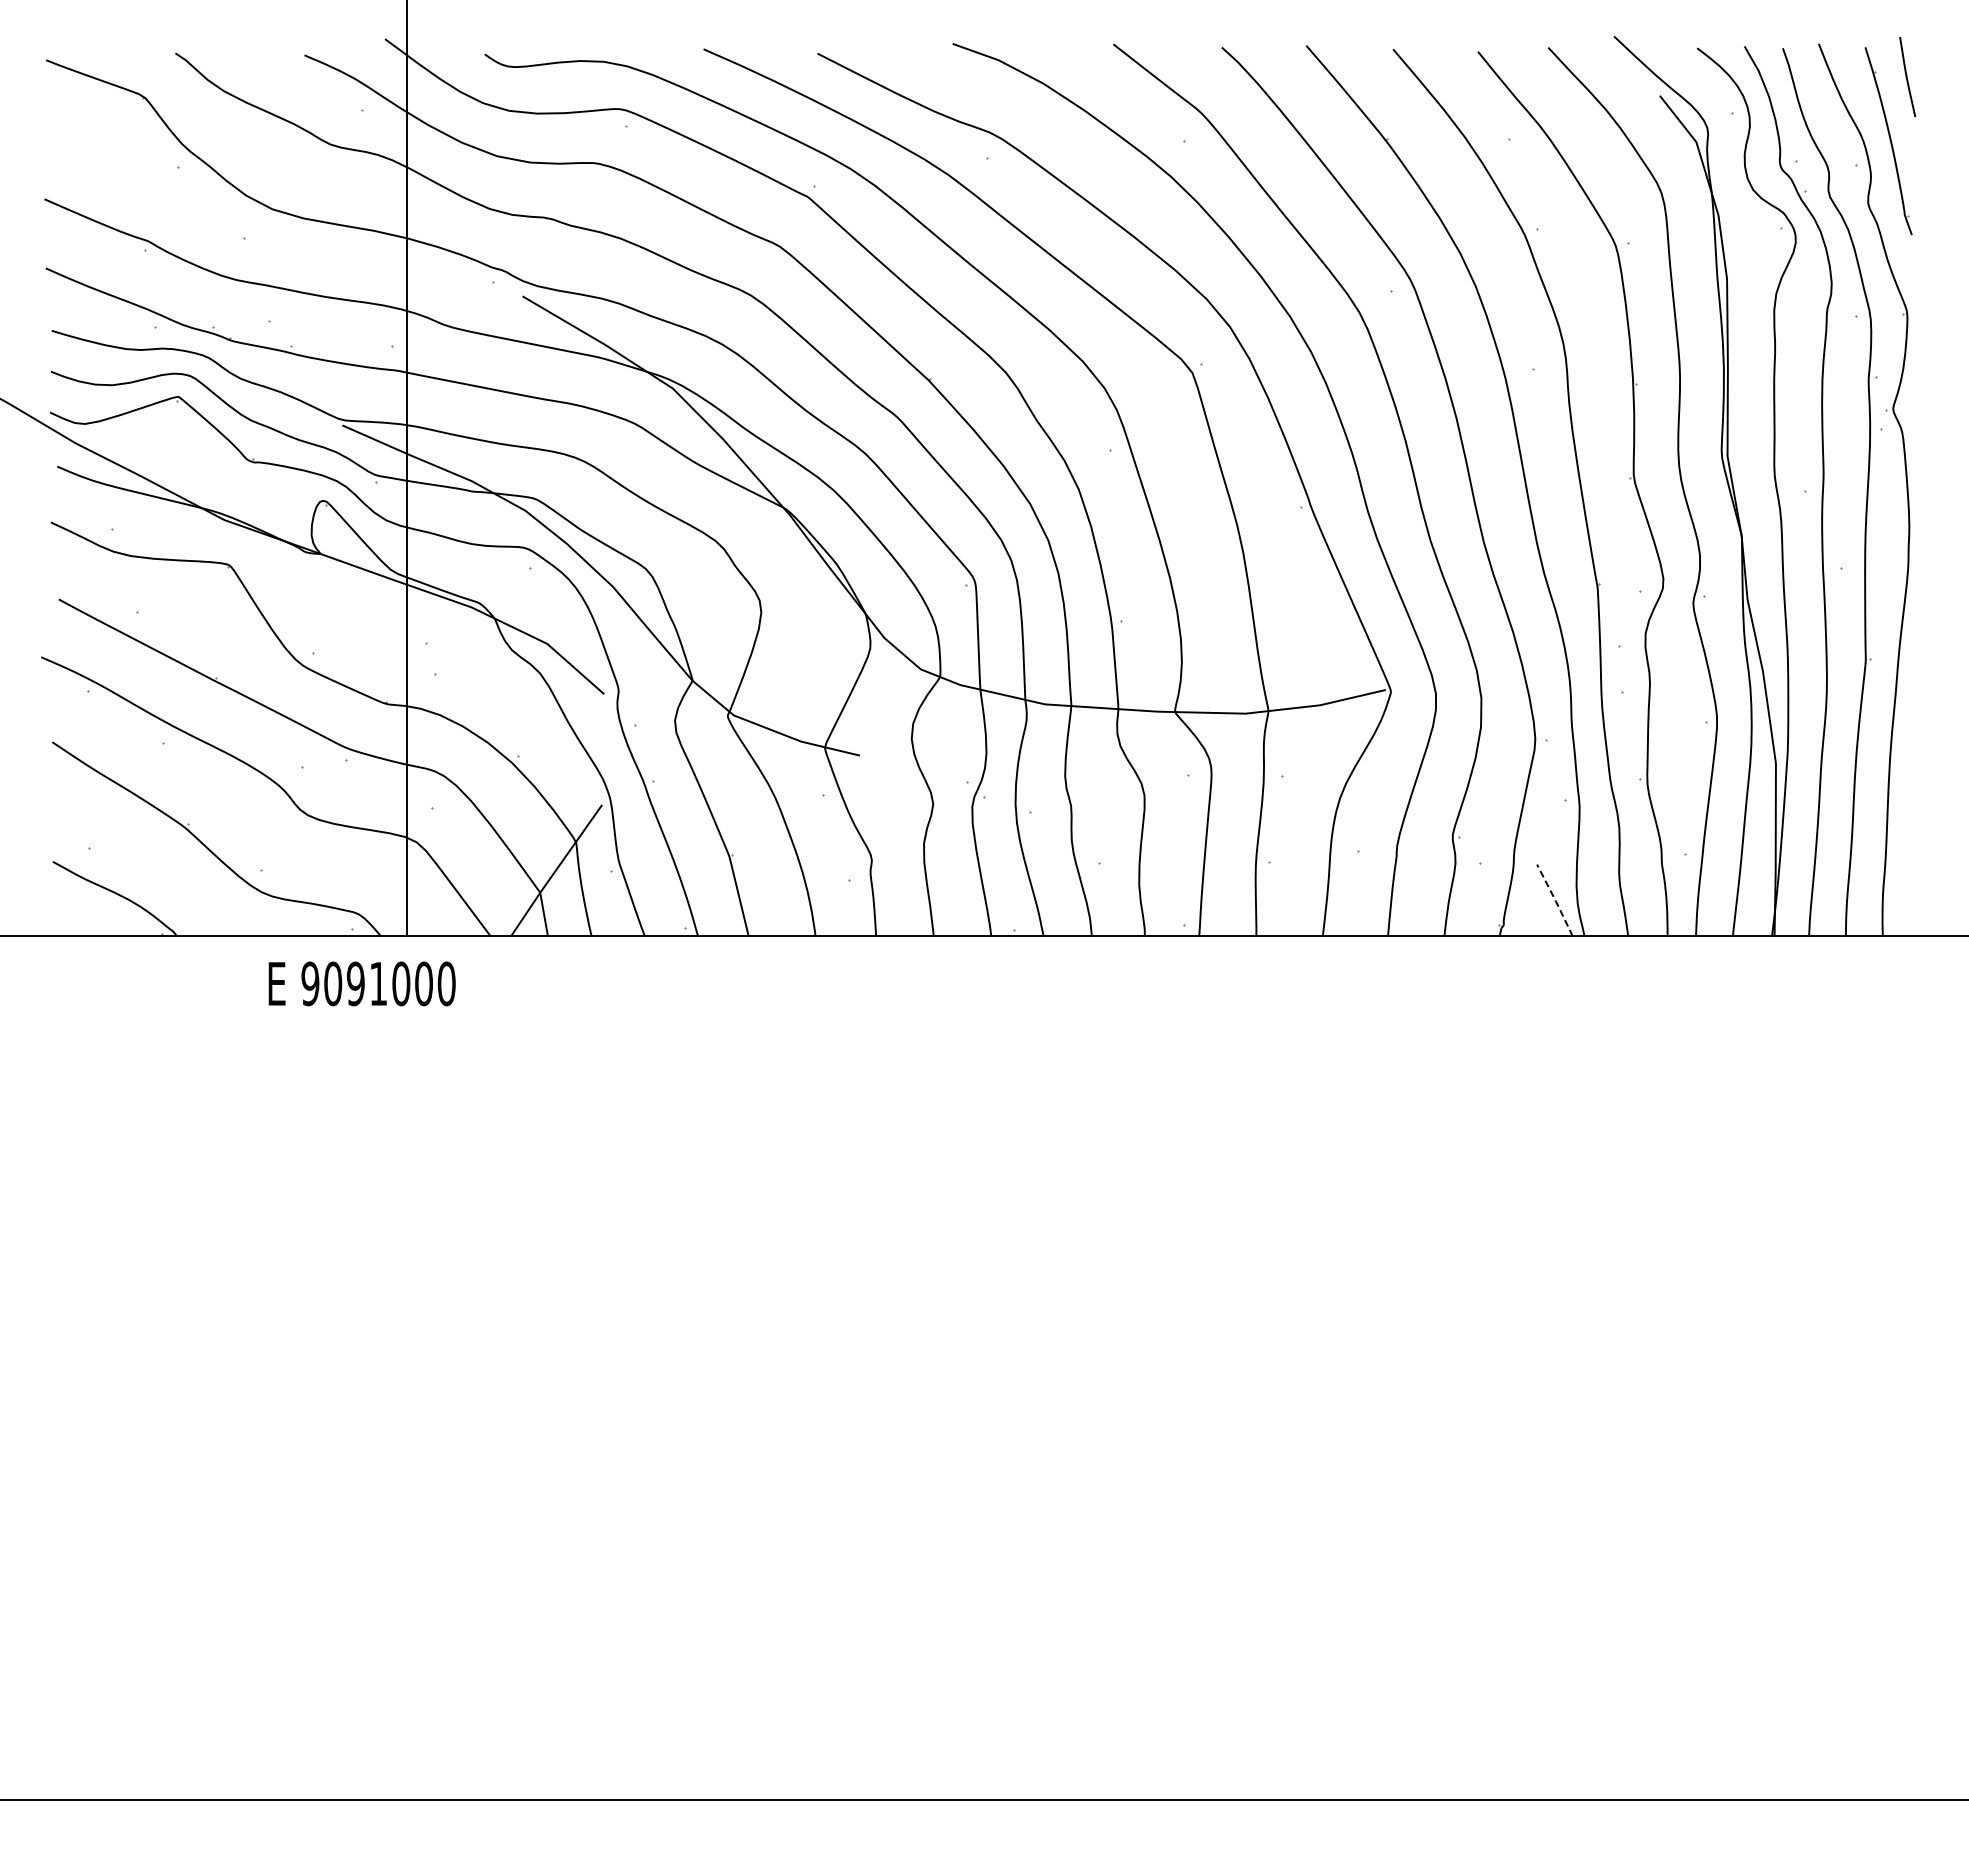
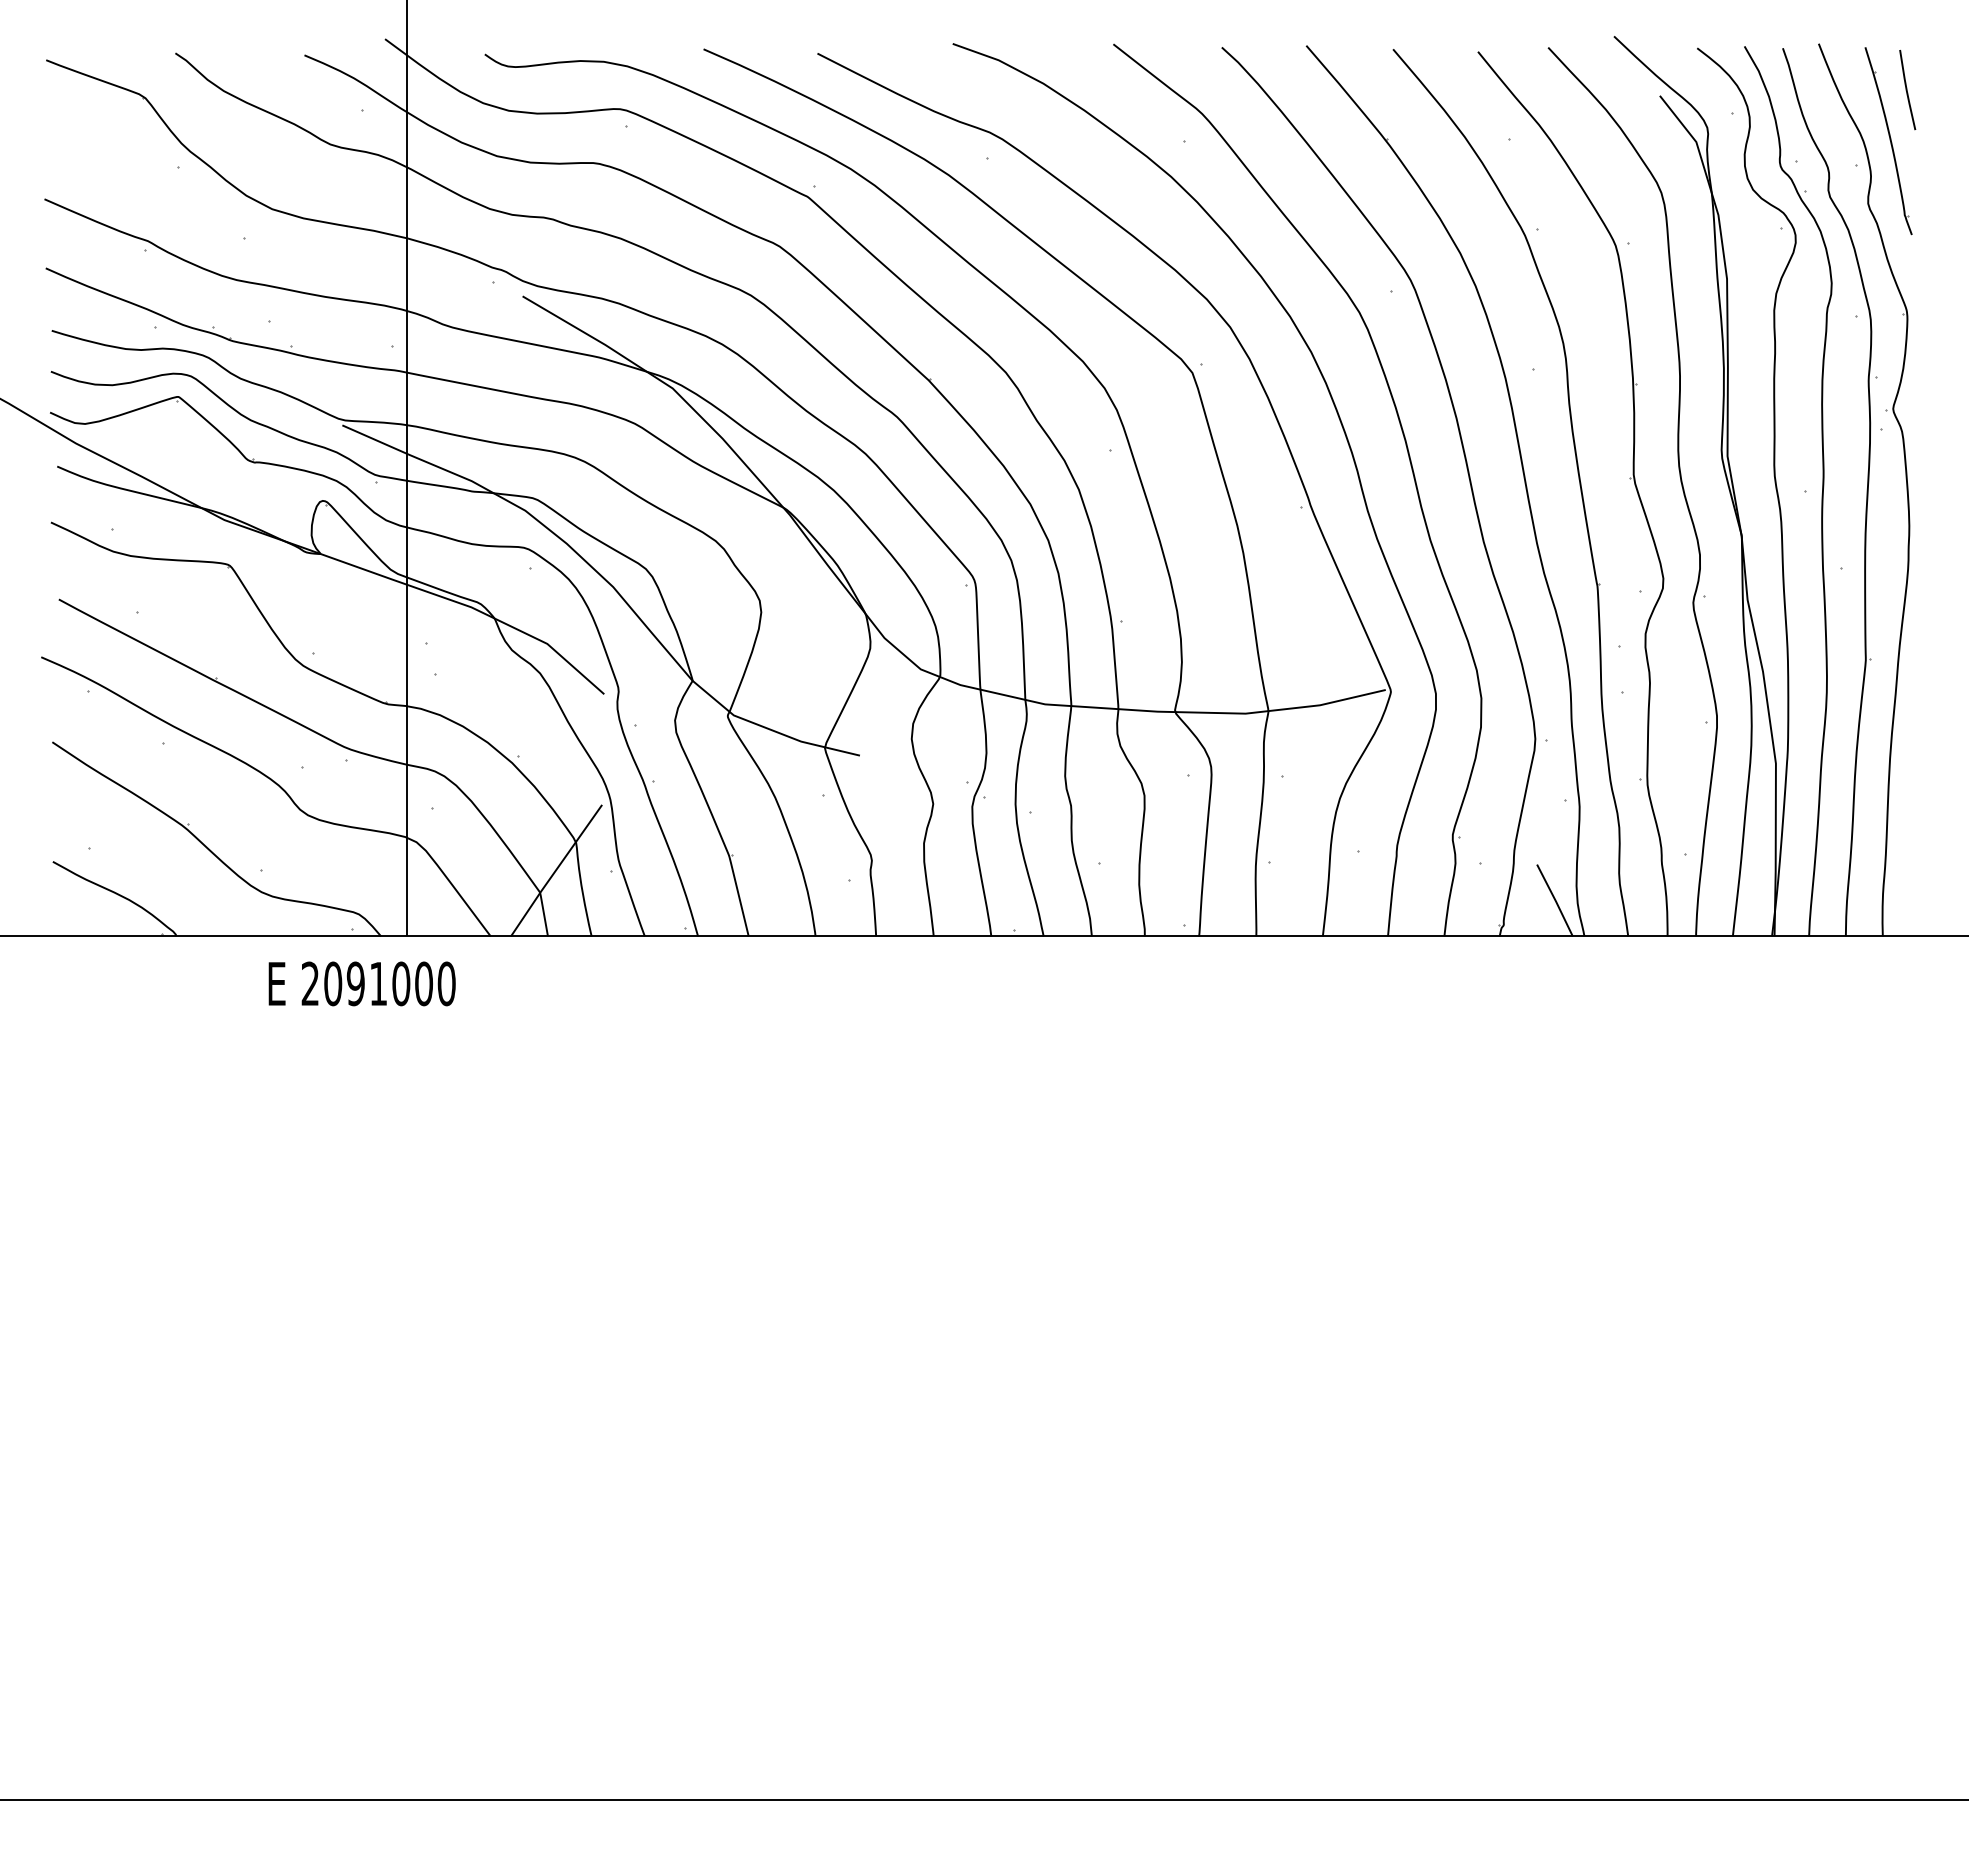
line position: (1907, 77) -> (1907, 90) (1907, 90)
line: dashed -> solid (1555, 900)
text: 9091000 -> 2091000 (310, 983)
